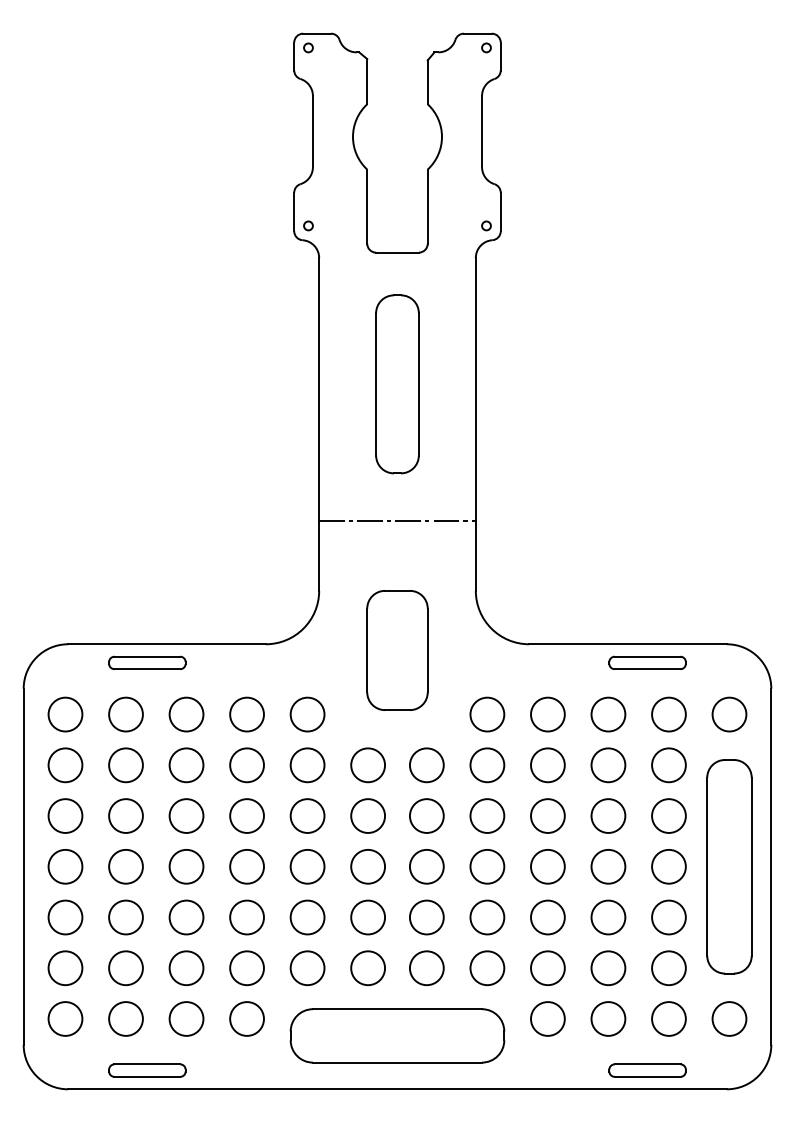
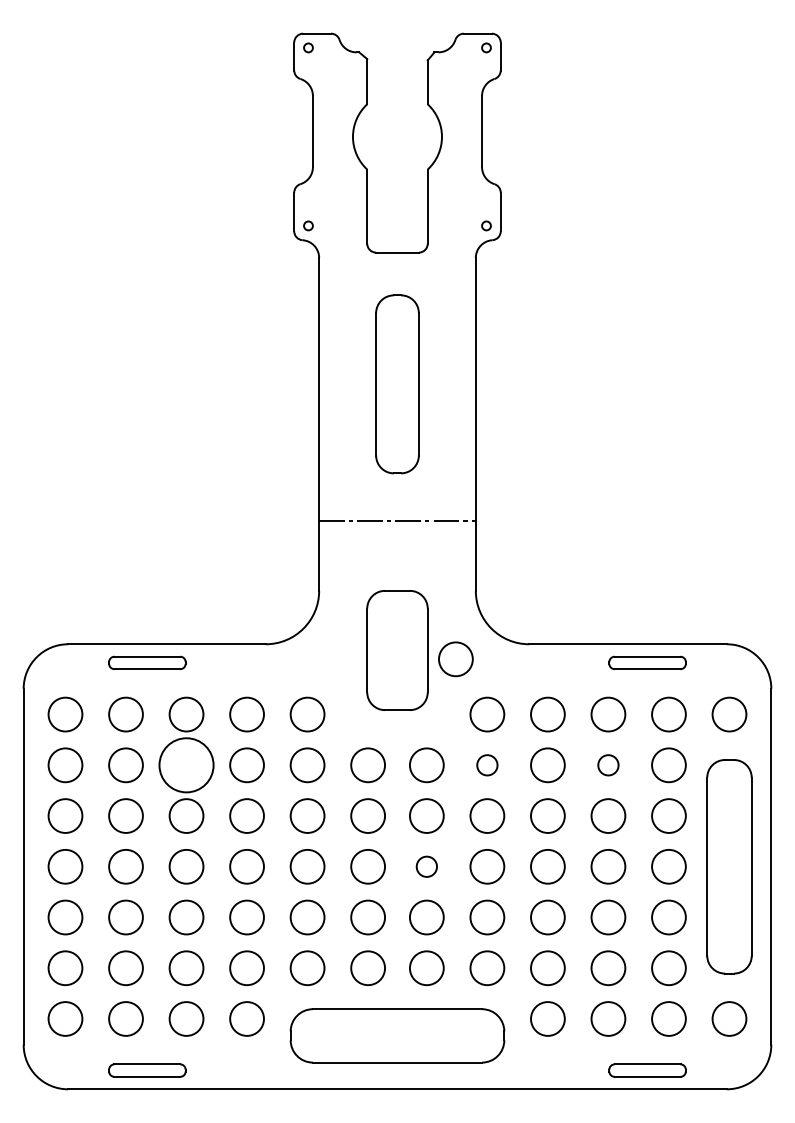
circle: none -> present (455, 659)
circle diameter: 34 px -> 54 px (186, 765)
circle diameter: 34 px -> 20 px (487, 765)
circle diameter: 34 px -> 20 px (608, 765)
circle diameter: 34 px -> 20 px (426, 866)
